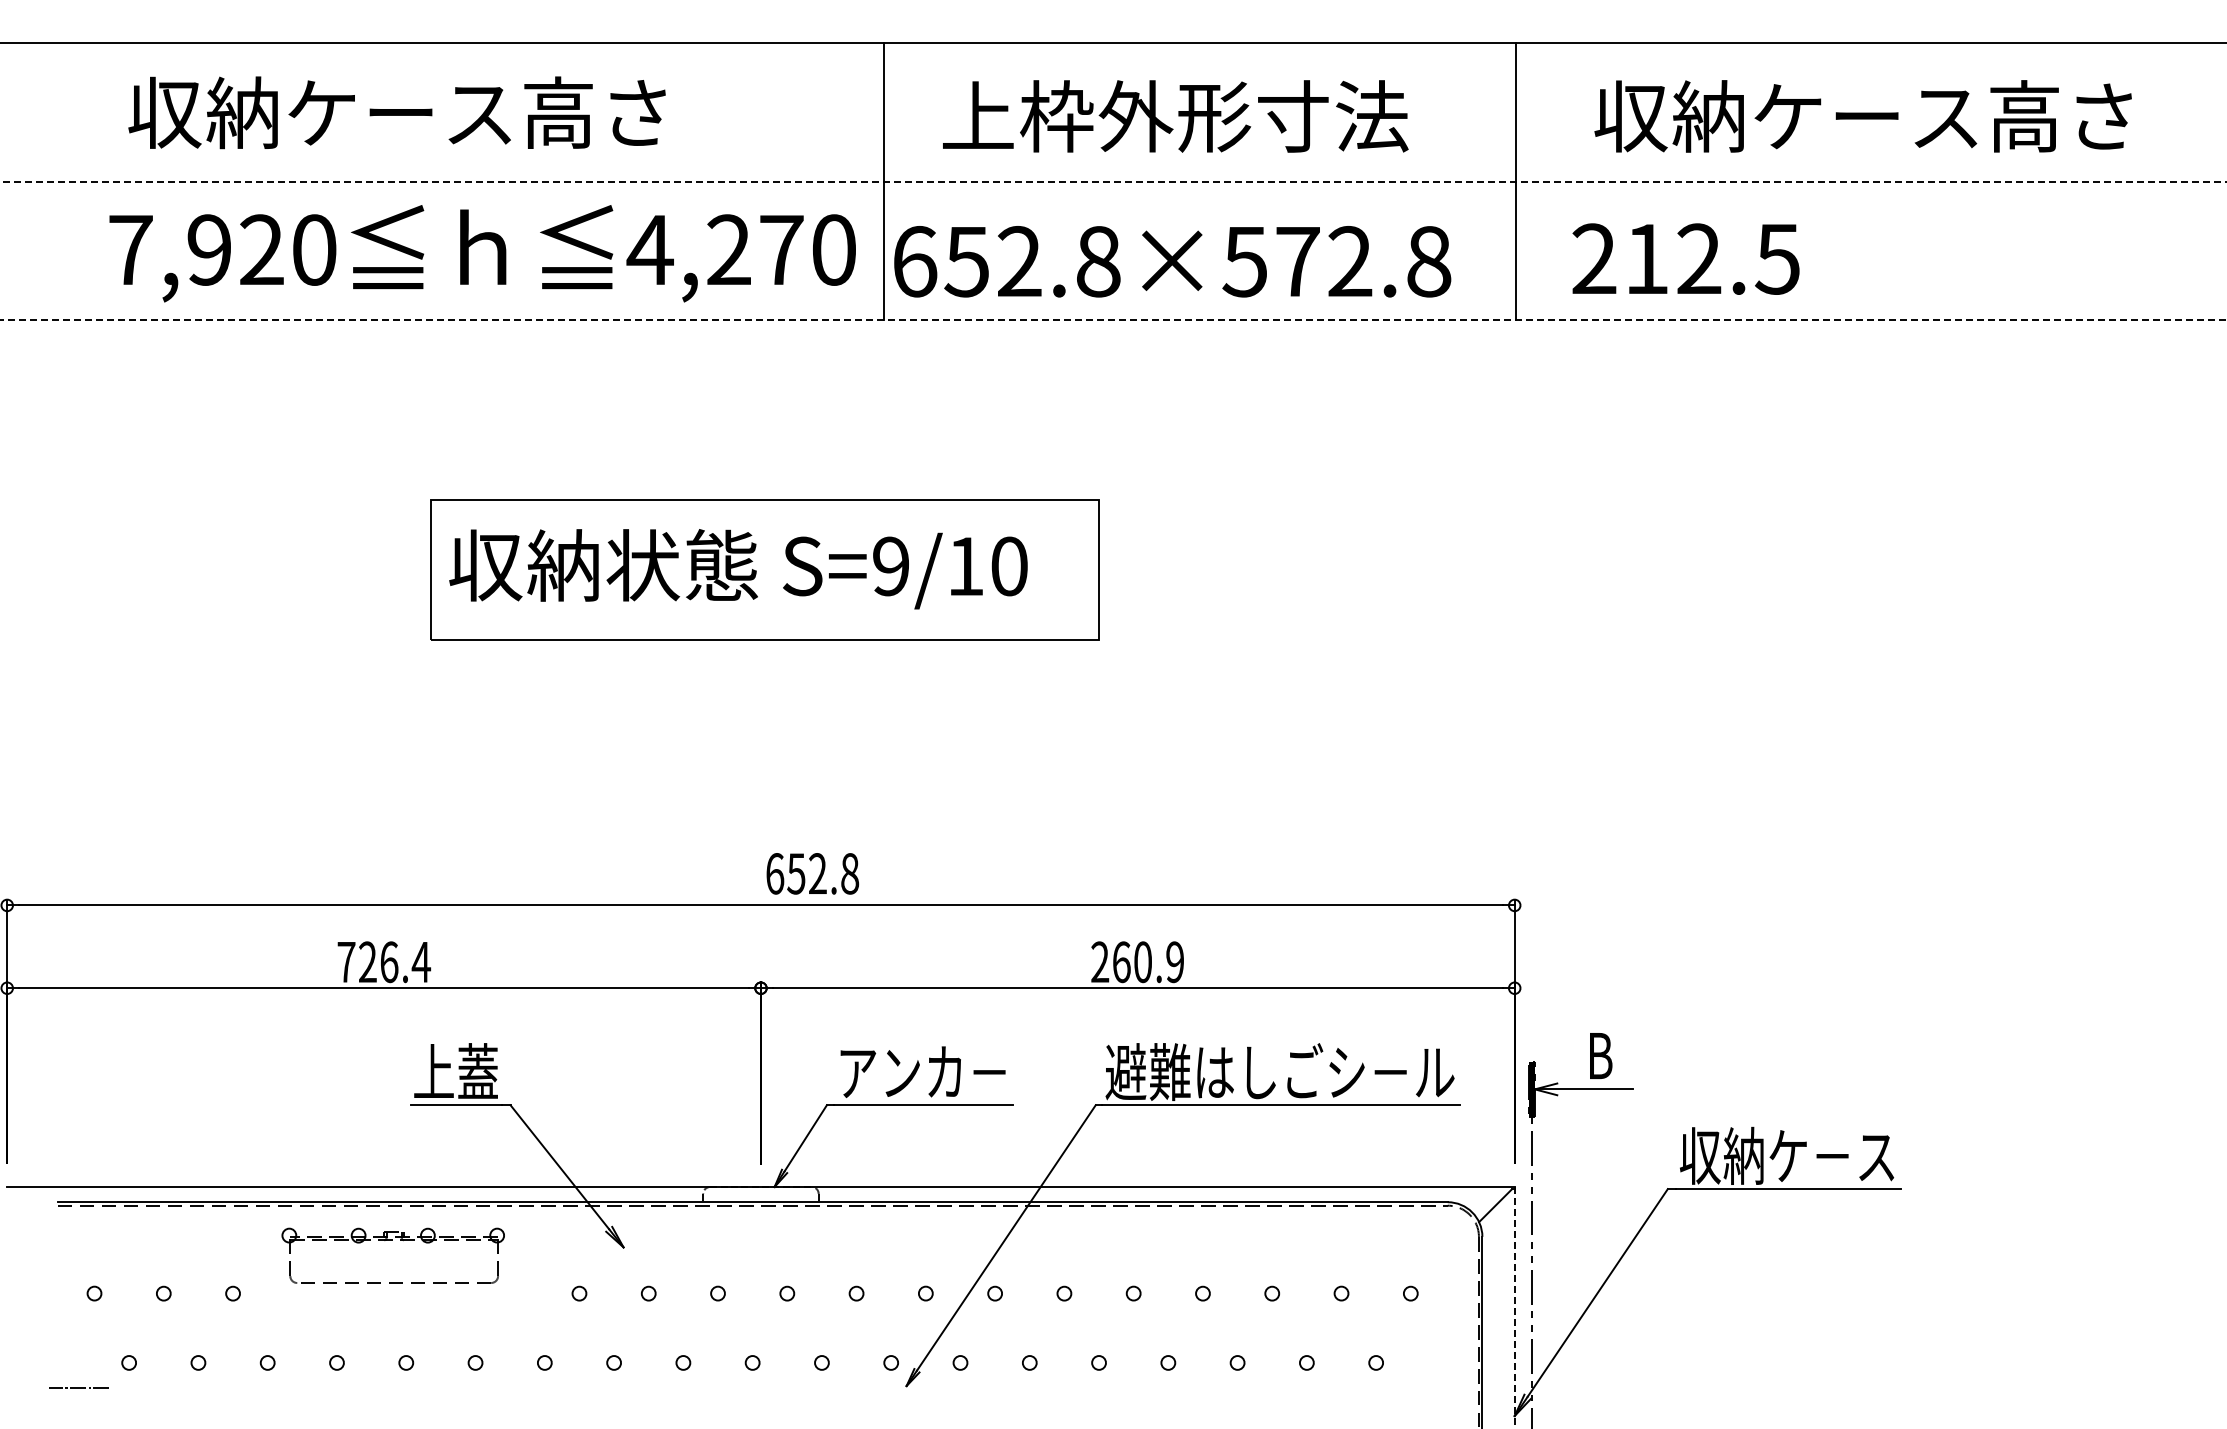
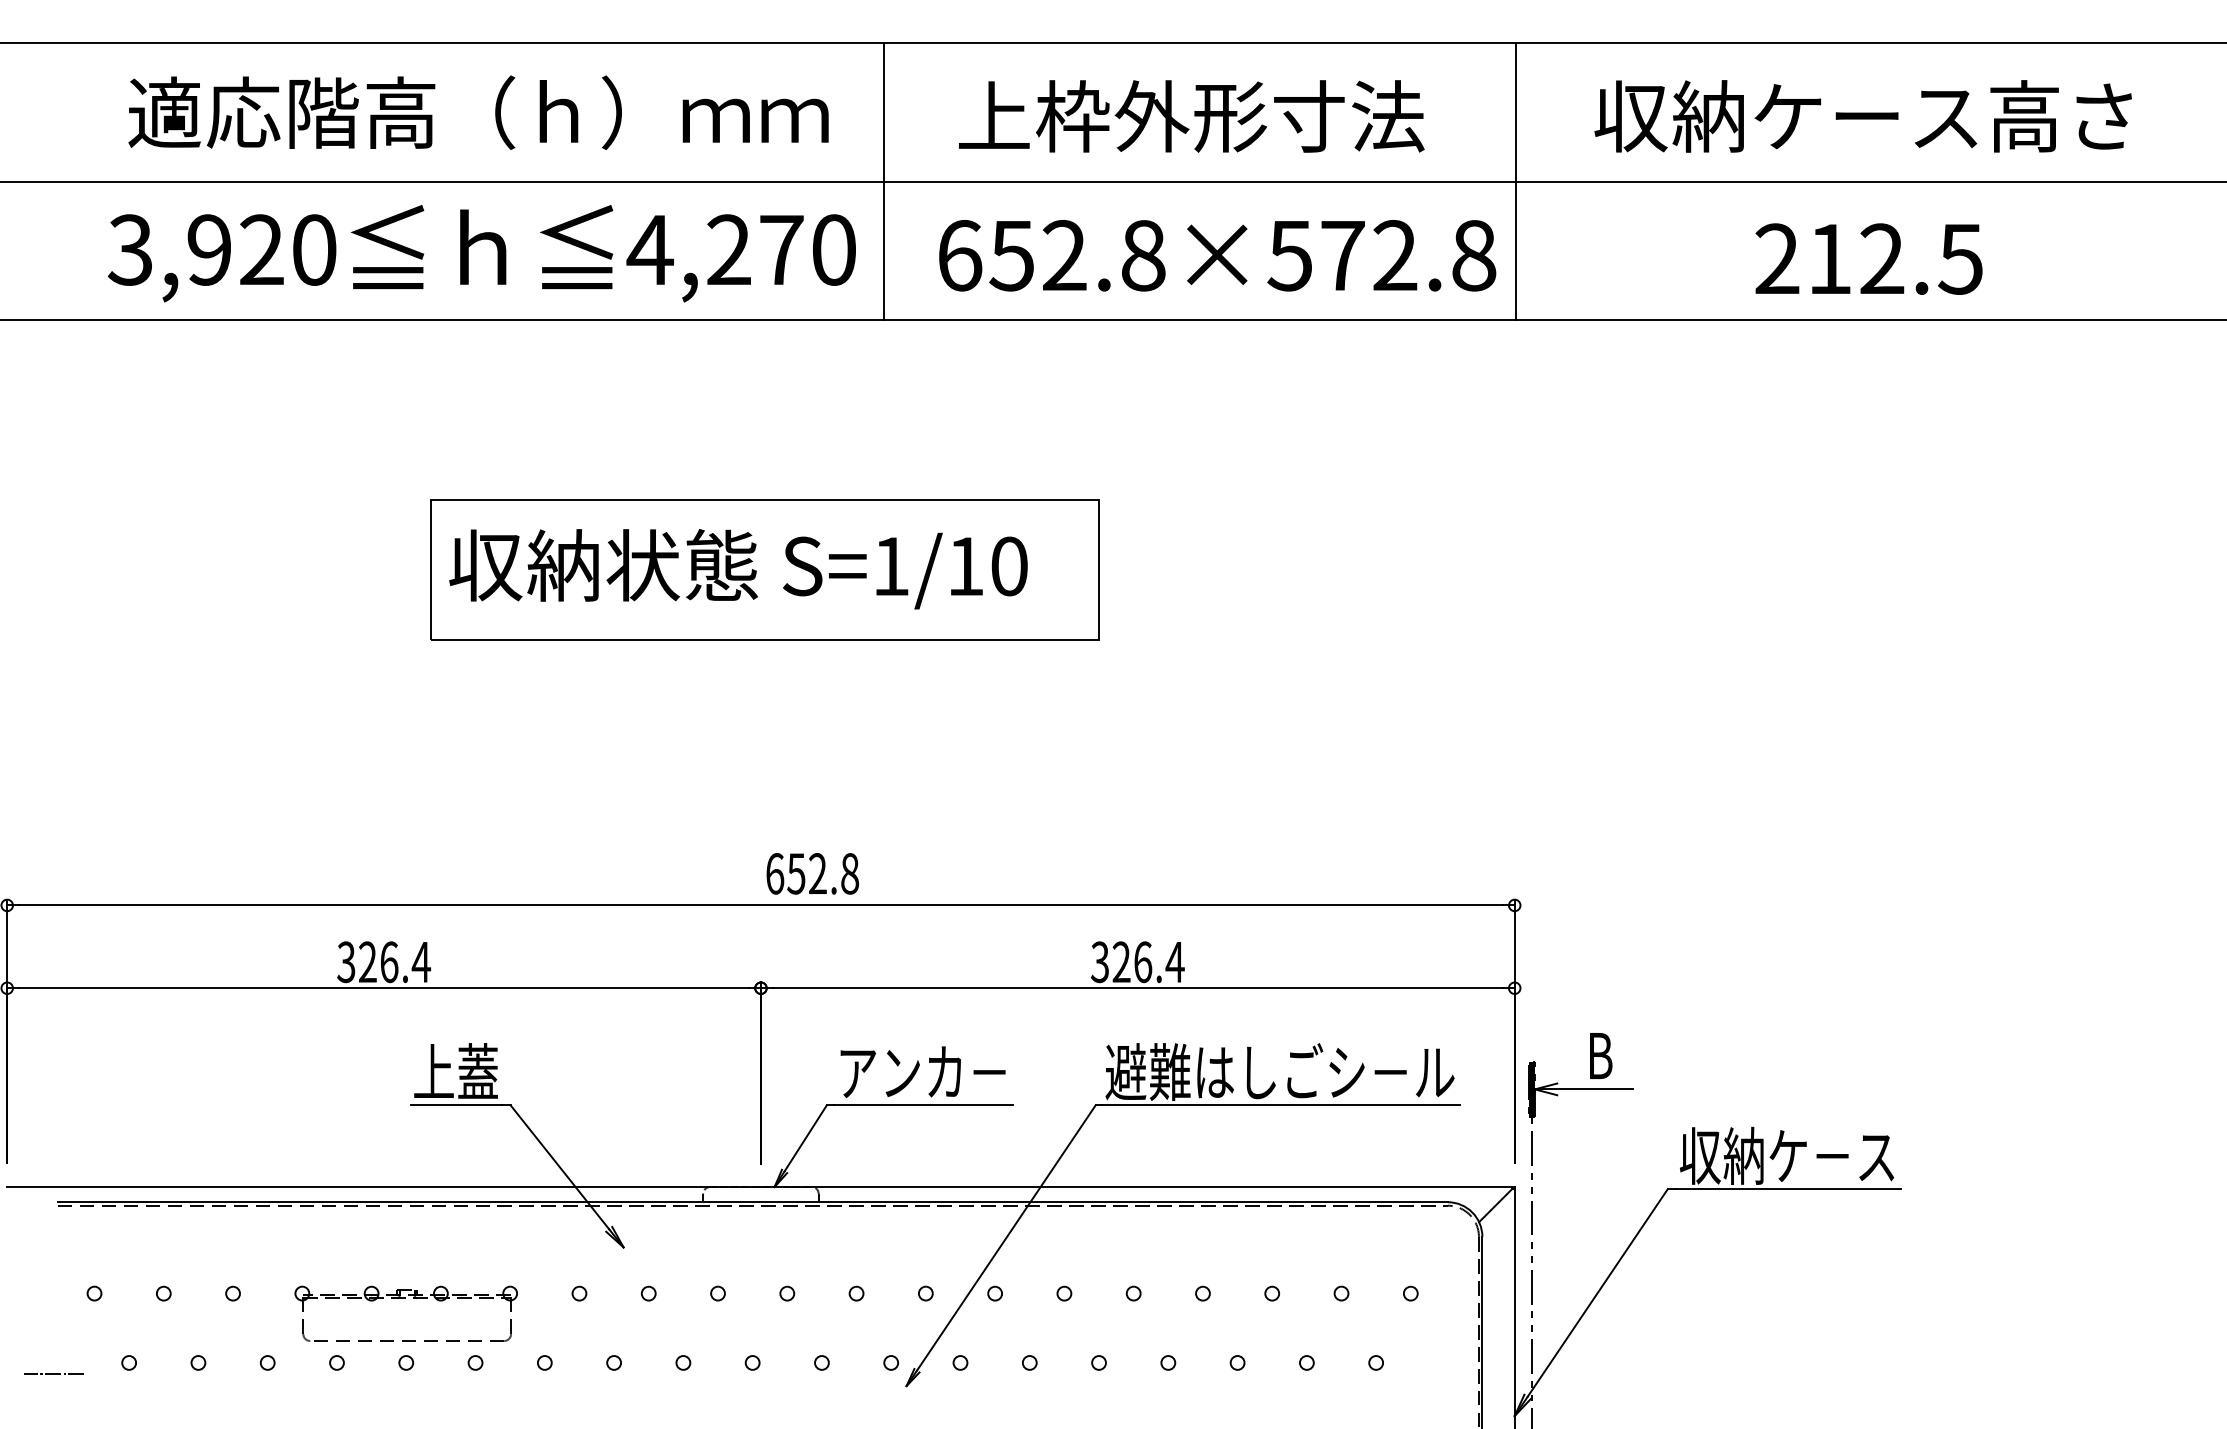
text: 収納ケース高さ -> 適応階高（ｈ）ｍｍ (478, 112)
text position: (1175, 116) -> (1191, 116) (1191, 116)
line: dashed -> solid (1113, 181)
text: 7,920 -> 3,920 (129, 249)
text position: (1685, 258) -> (1868, 258) (1868, 258)
text position: (1172, 261) -> (1217, 255) (1217, 255)
line: dashed -> solid (1113, 320)
text: S=9/10 -> S=1/10 (890, 566)
text: 726.4 -> 326.4 (346, 962)
text: 260.9 -> 326.4 (1137, 962)
part position: (392, 1240) -> (405, 1298) (405, 1298)
line: dashed -> solid (1514, 1307)
line position: (78, 1387) -> (53, 1373) (53, 1373)
